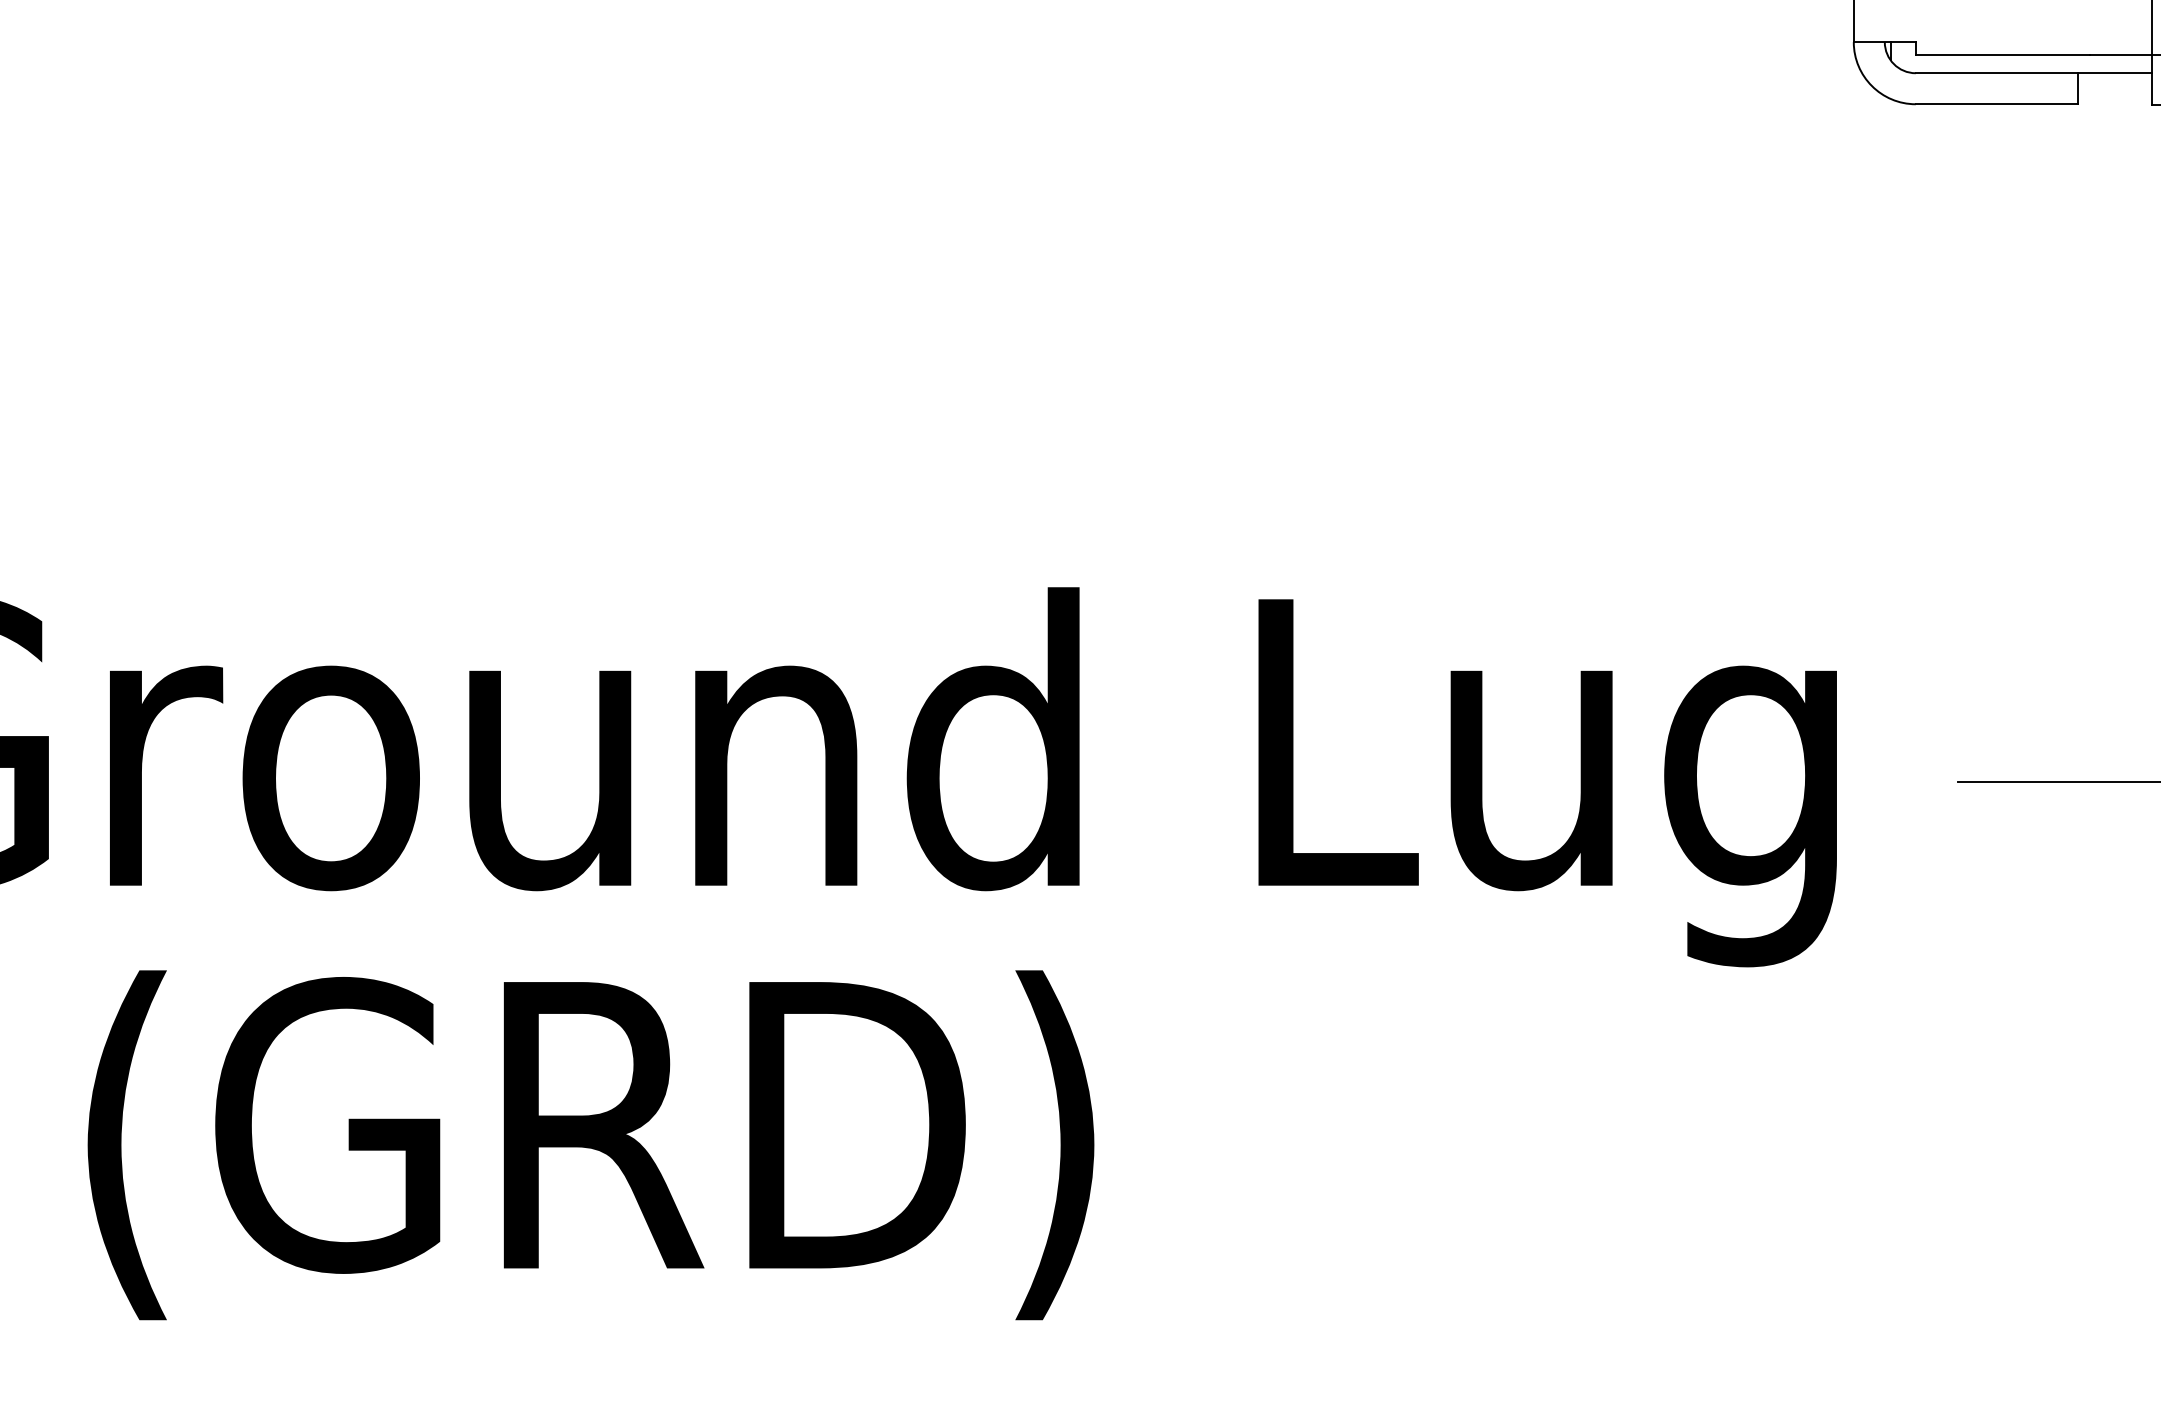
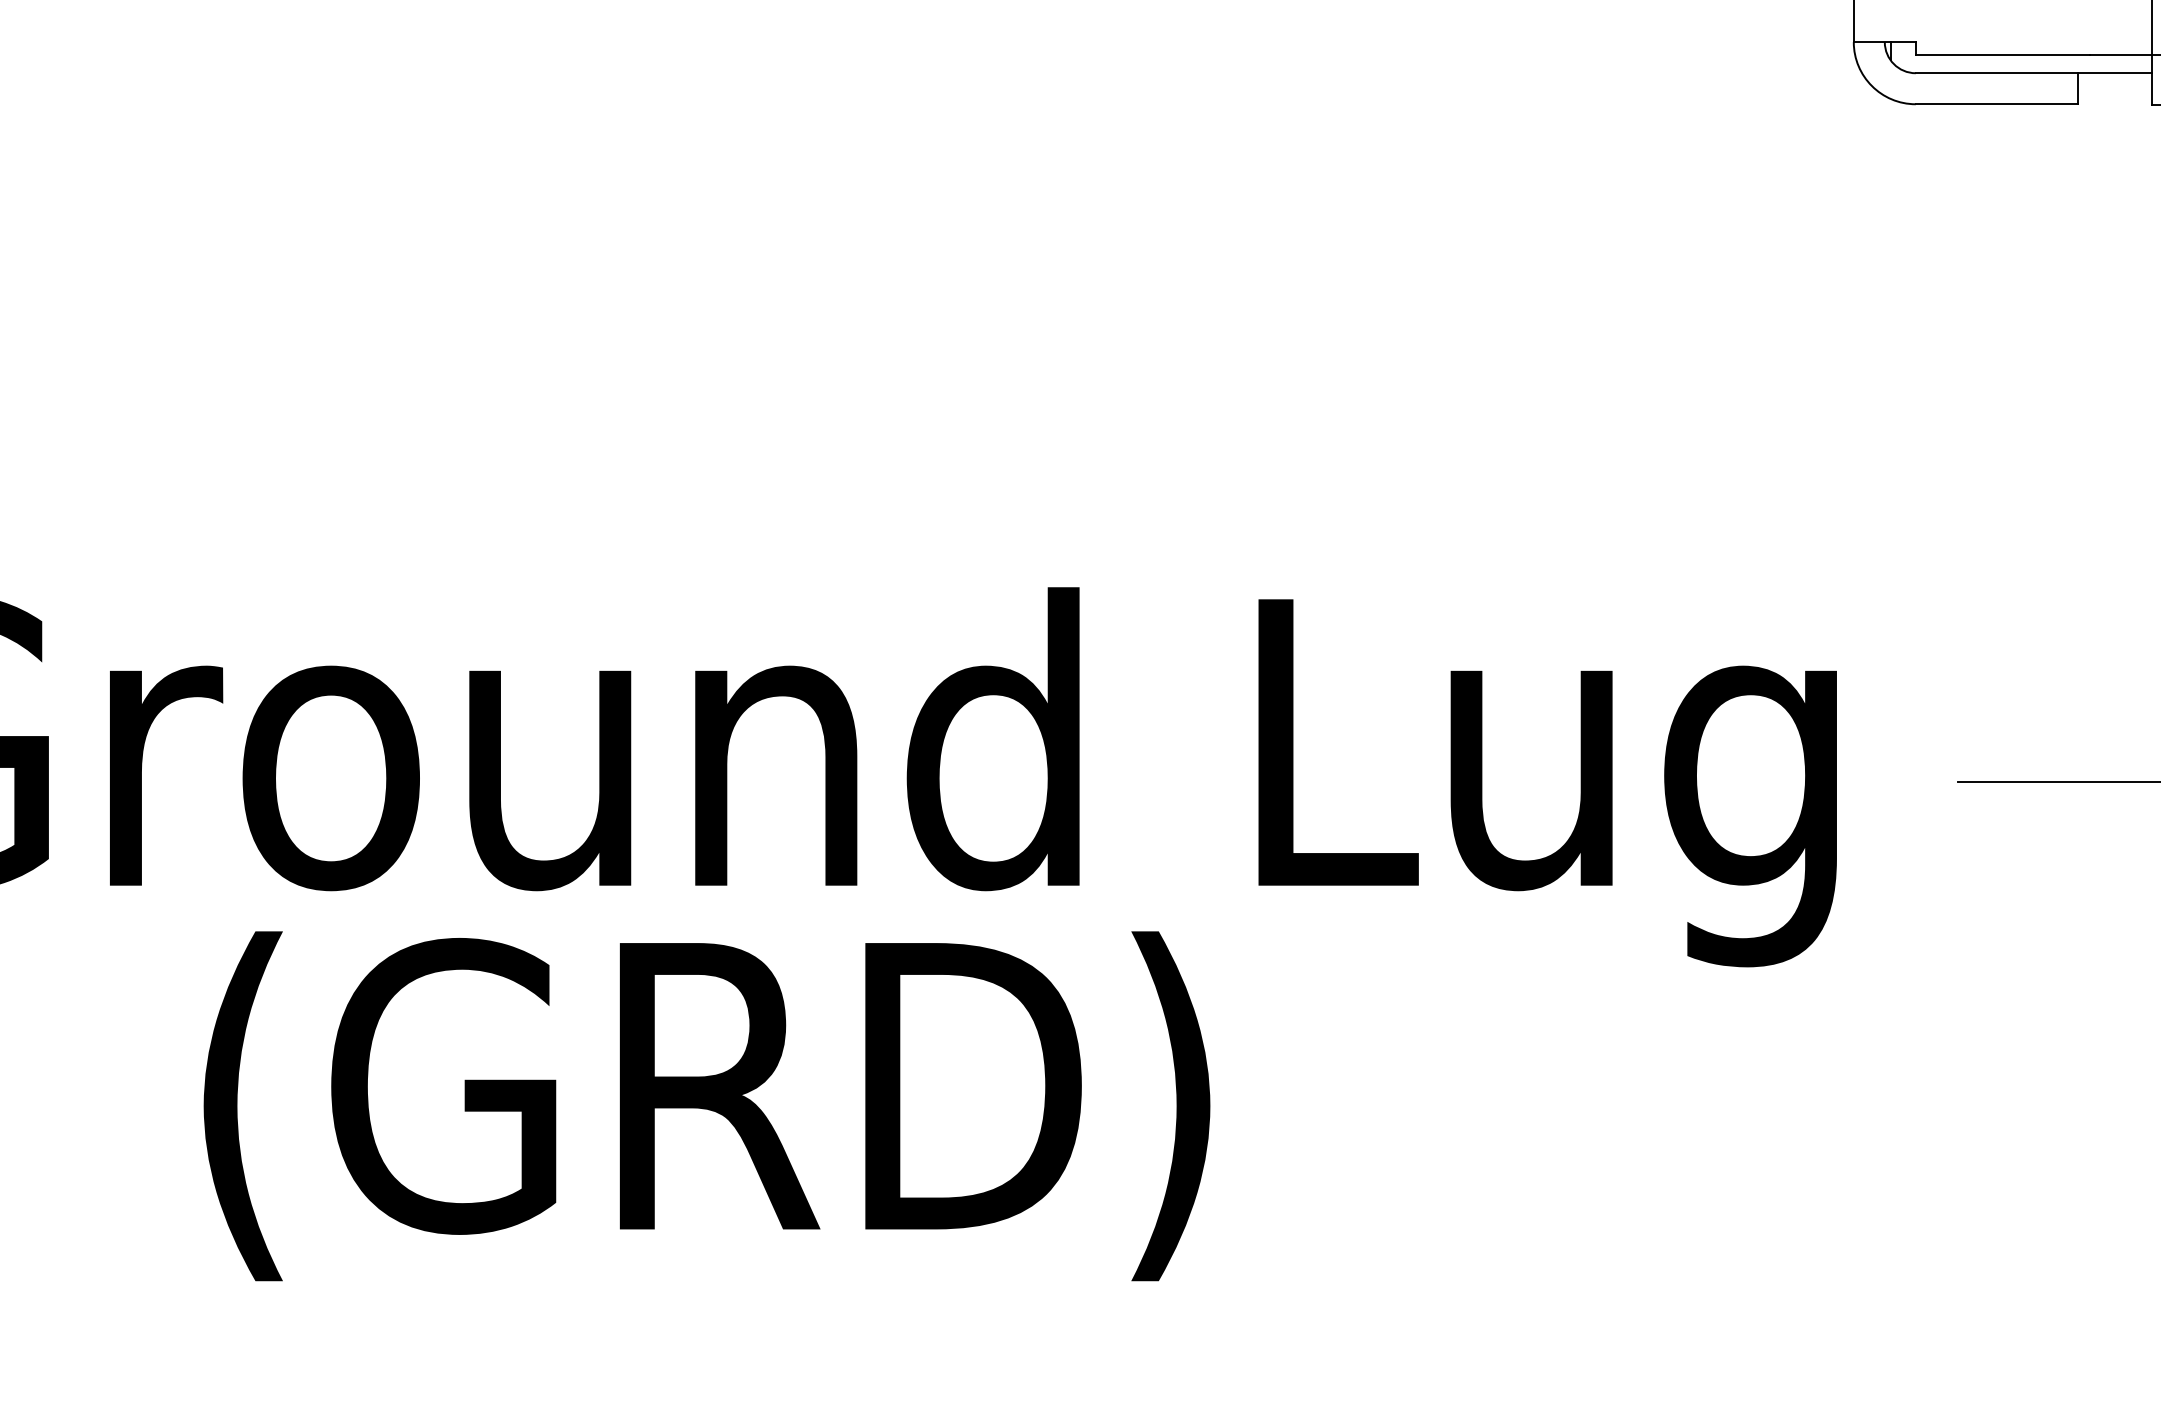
text position: (590, 1145) -> (706, 1106) (706, 1106)
